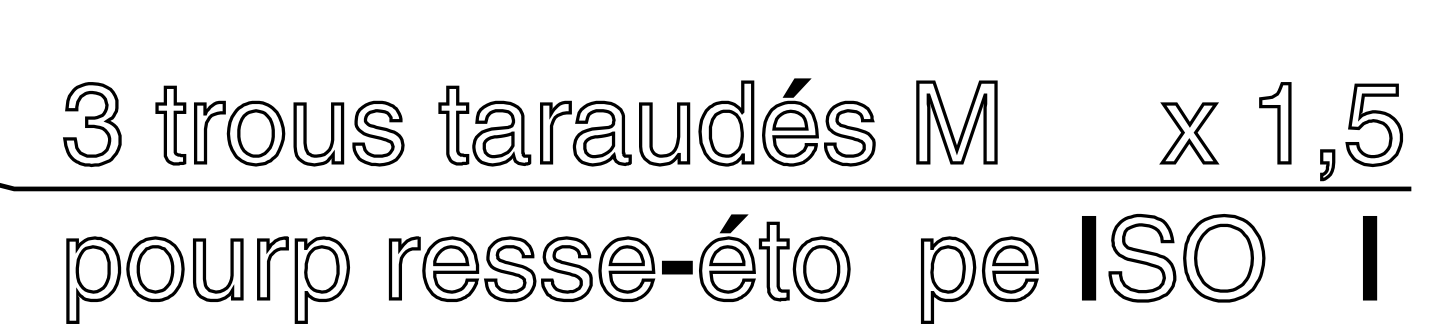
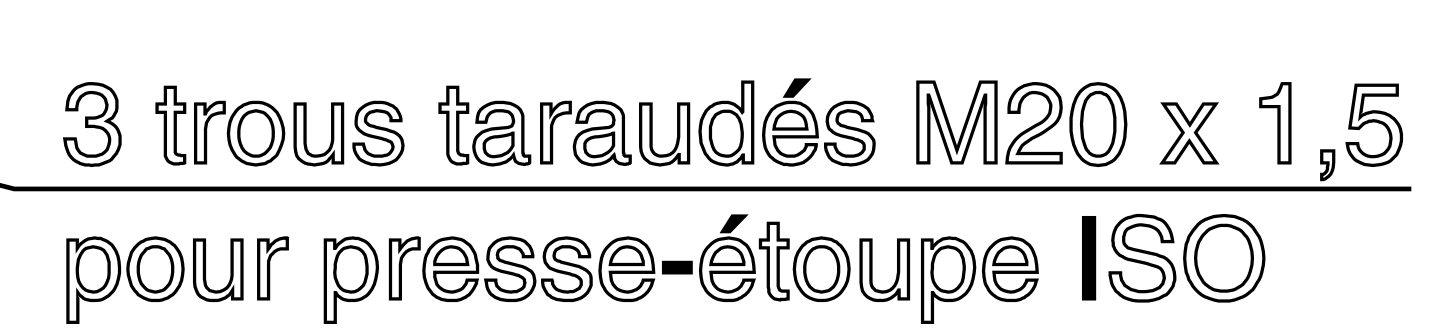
part: none -> present (1066, 124)
part: present -> none (1370, 258)
part: none -> present (872, 269)
part position: (321, 279) -> (350, 279) (350, 279)
